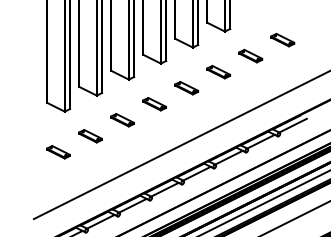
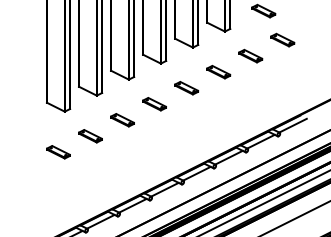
part: none -> present (263, 10)
line: present -> none (180, 145)
